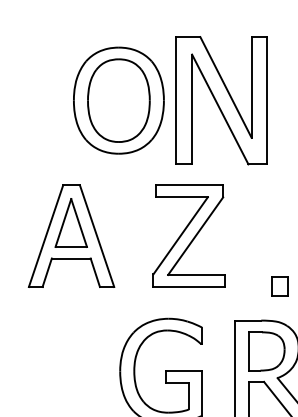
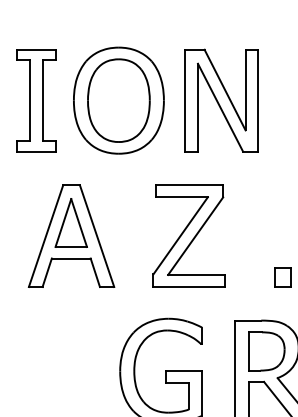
part: none -> present (36, 100)
part size: 93x130 px -> 75x105 px (221, 100)
part position: (279, 286) -> (282, 277) (282, 277)
